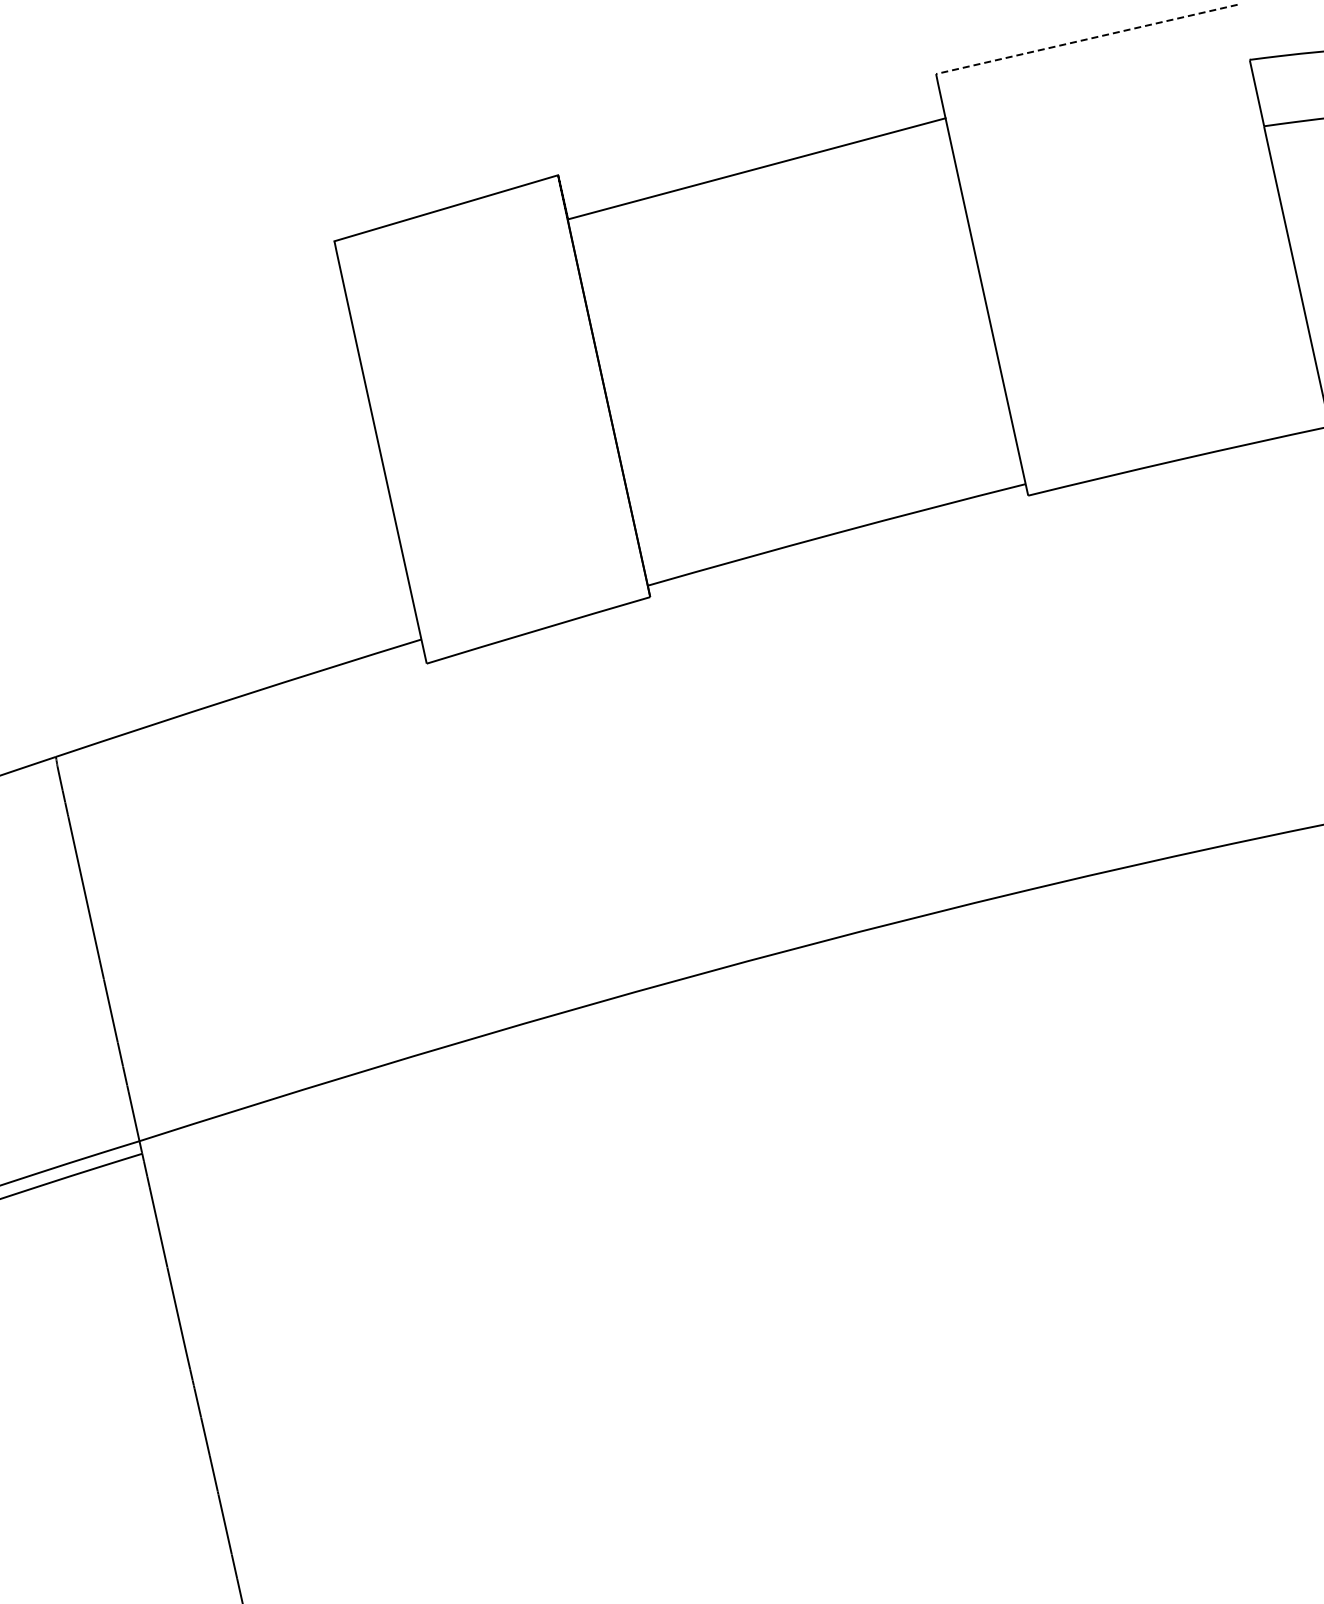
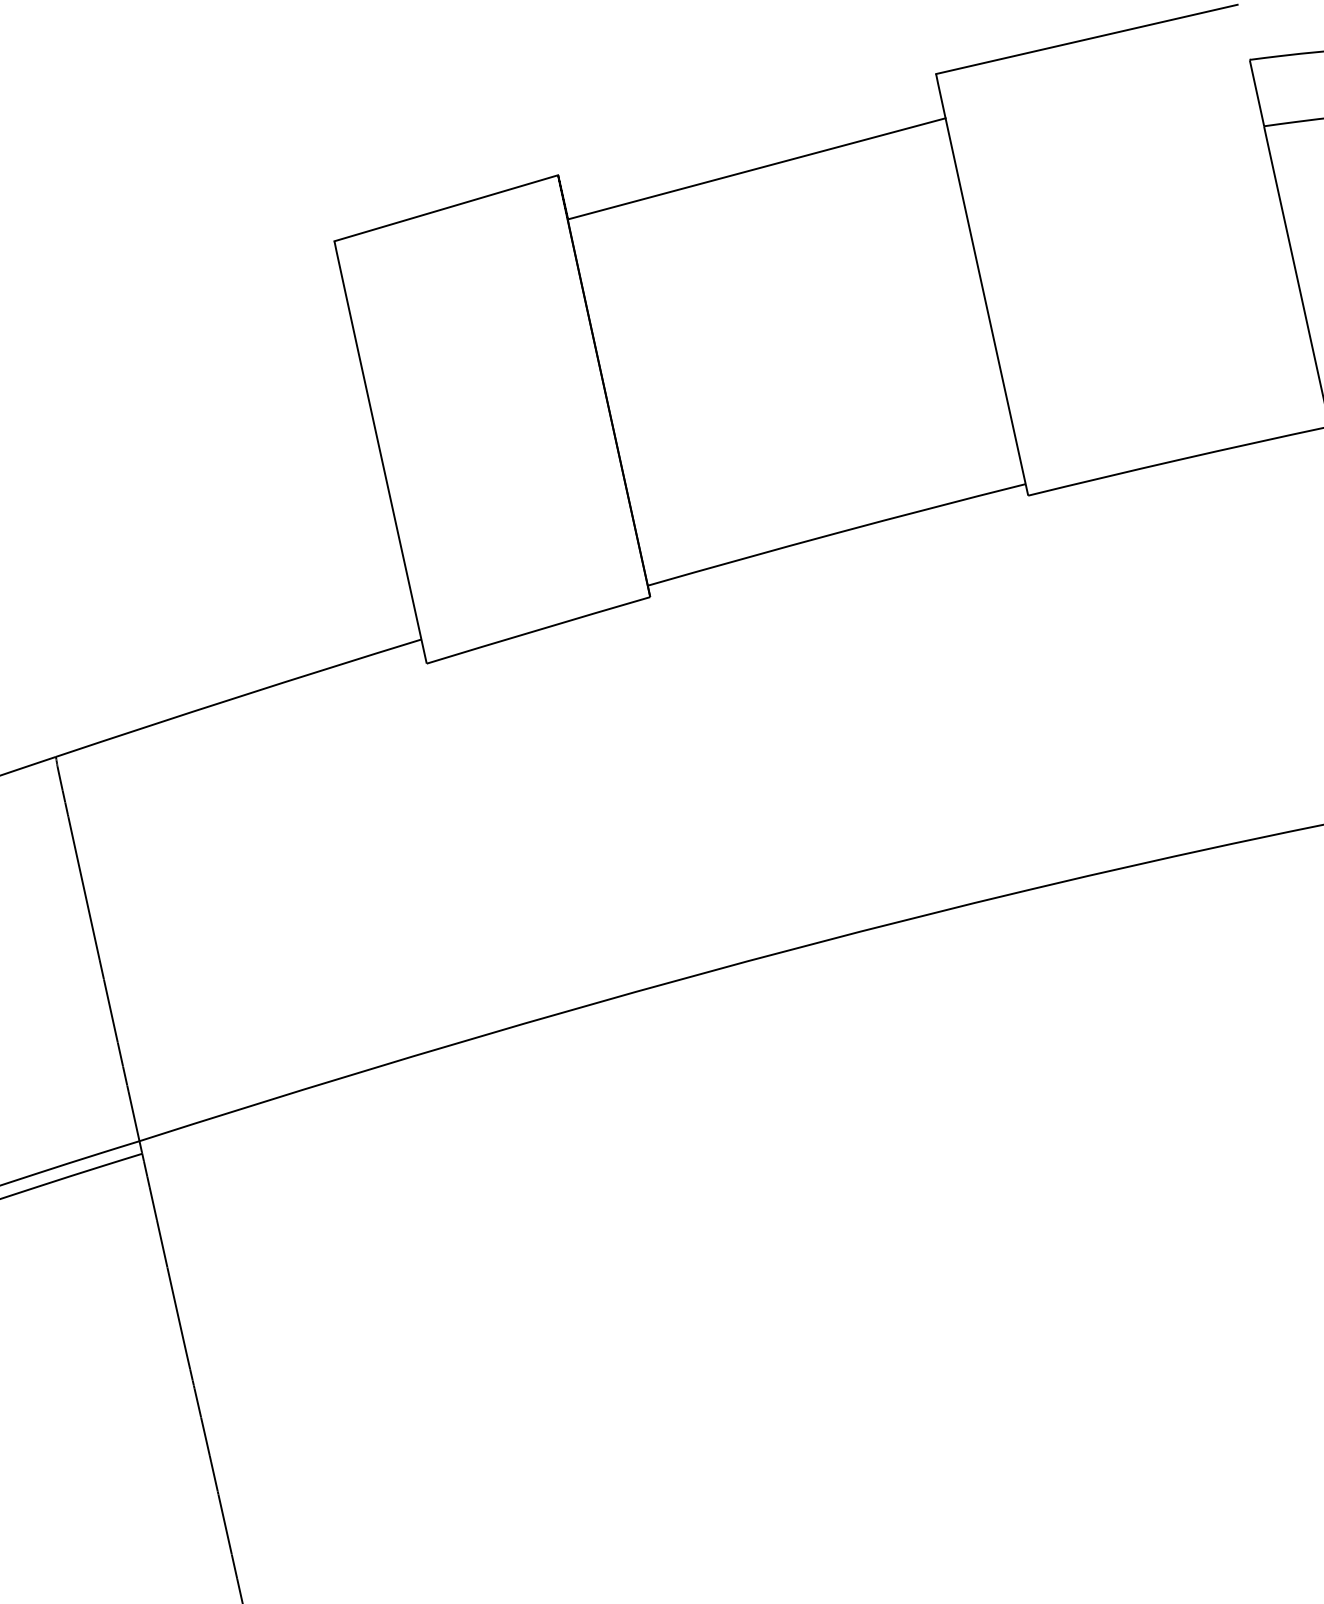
line: dashed -> solid (1086, 39)
